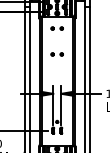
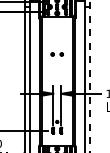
part: present -> none (56, 28)
line: solid -> dashed (89, 76)
